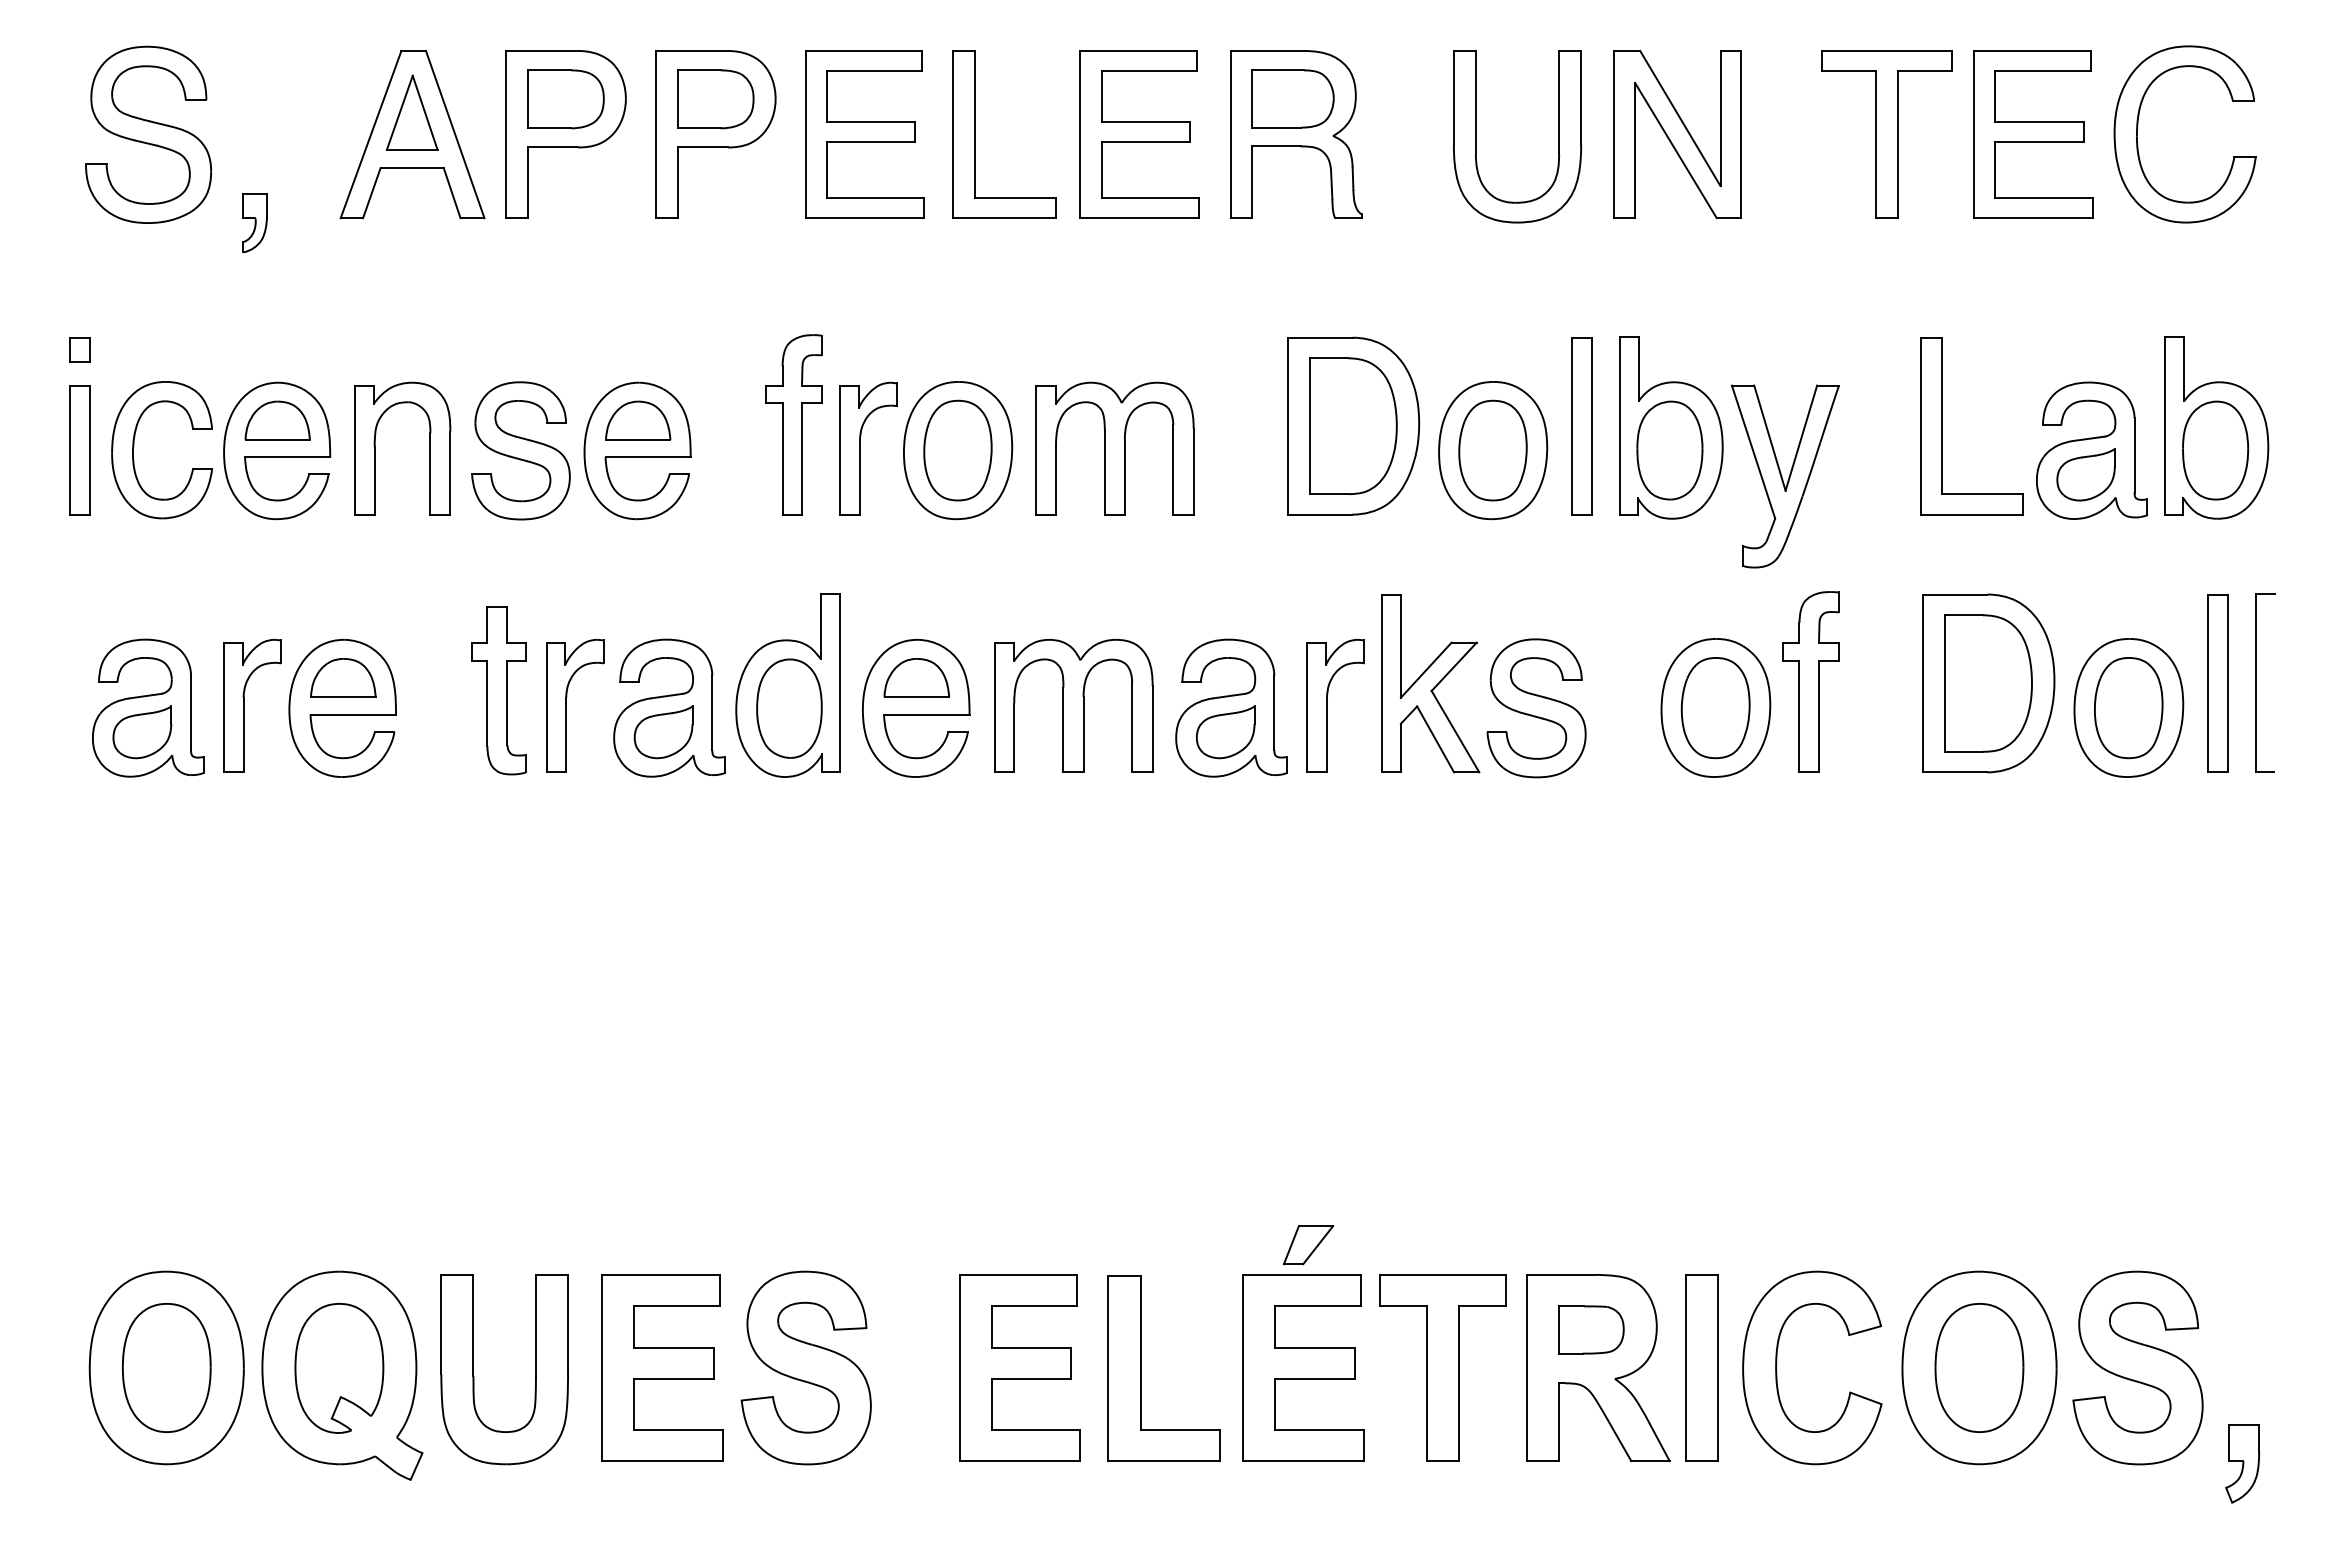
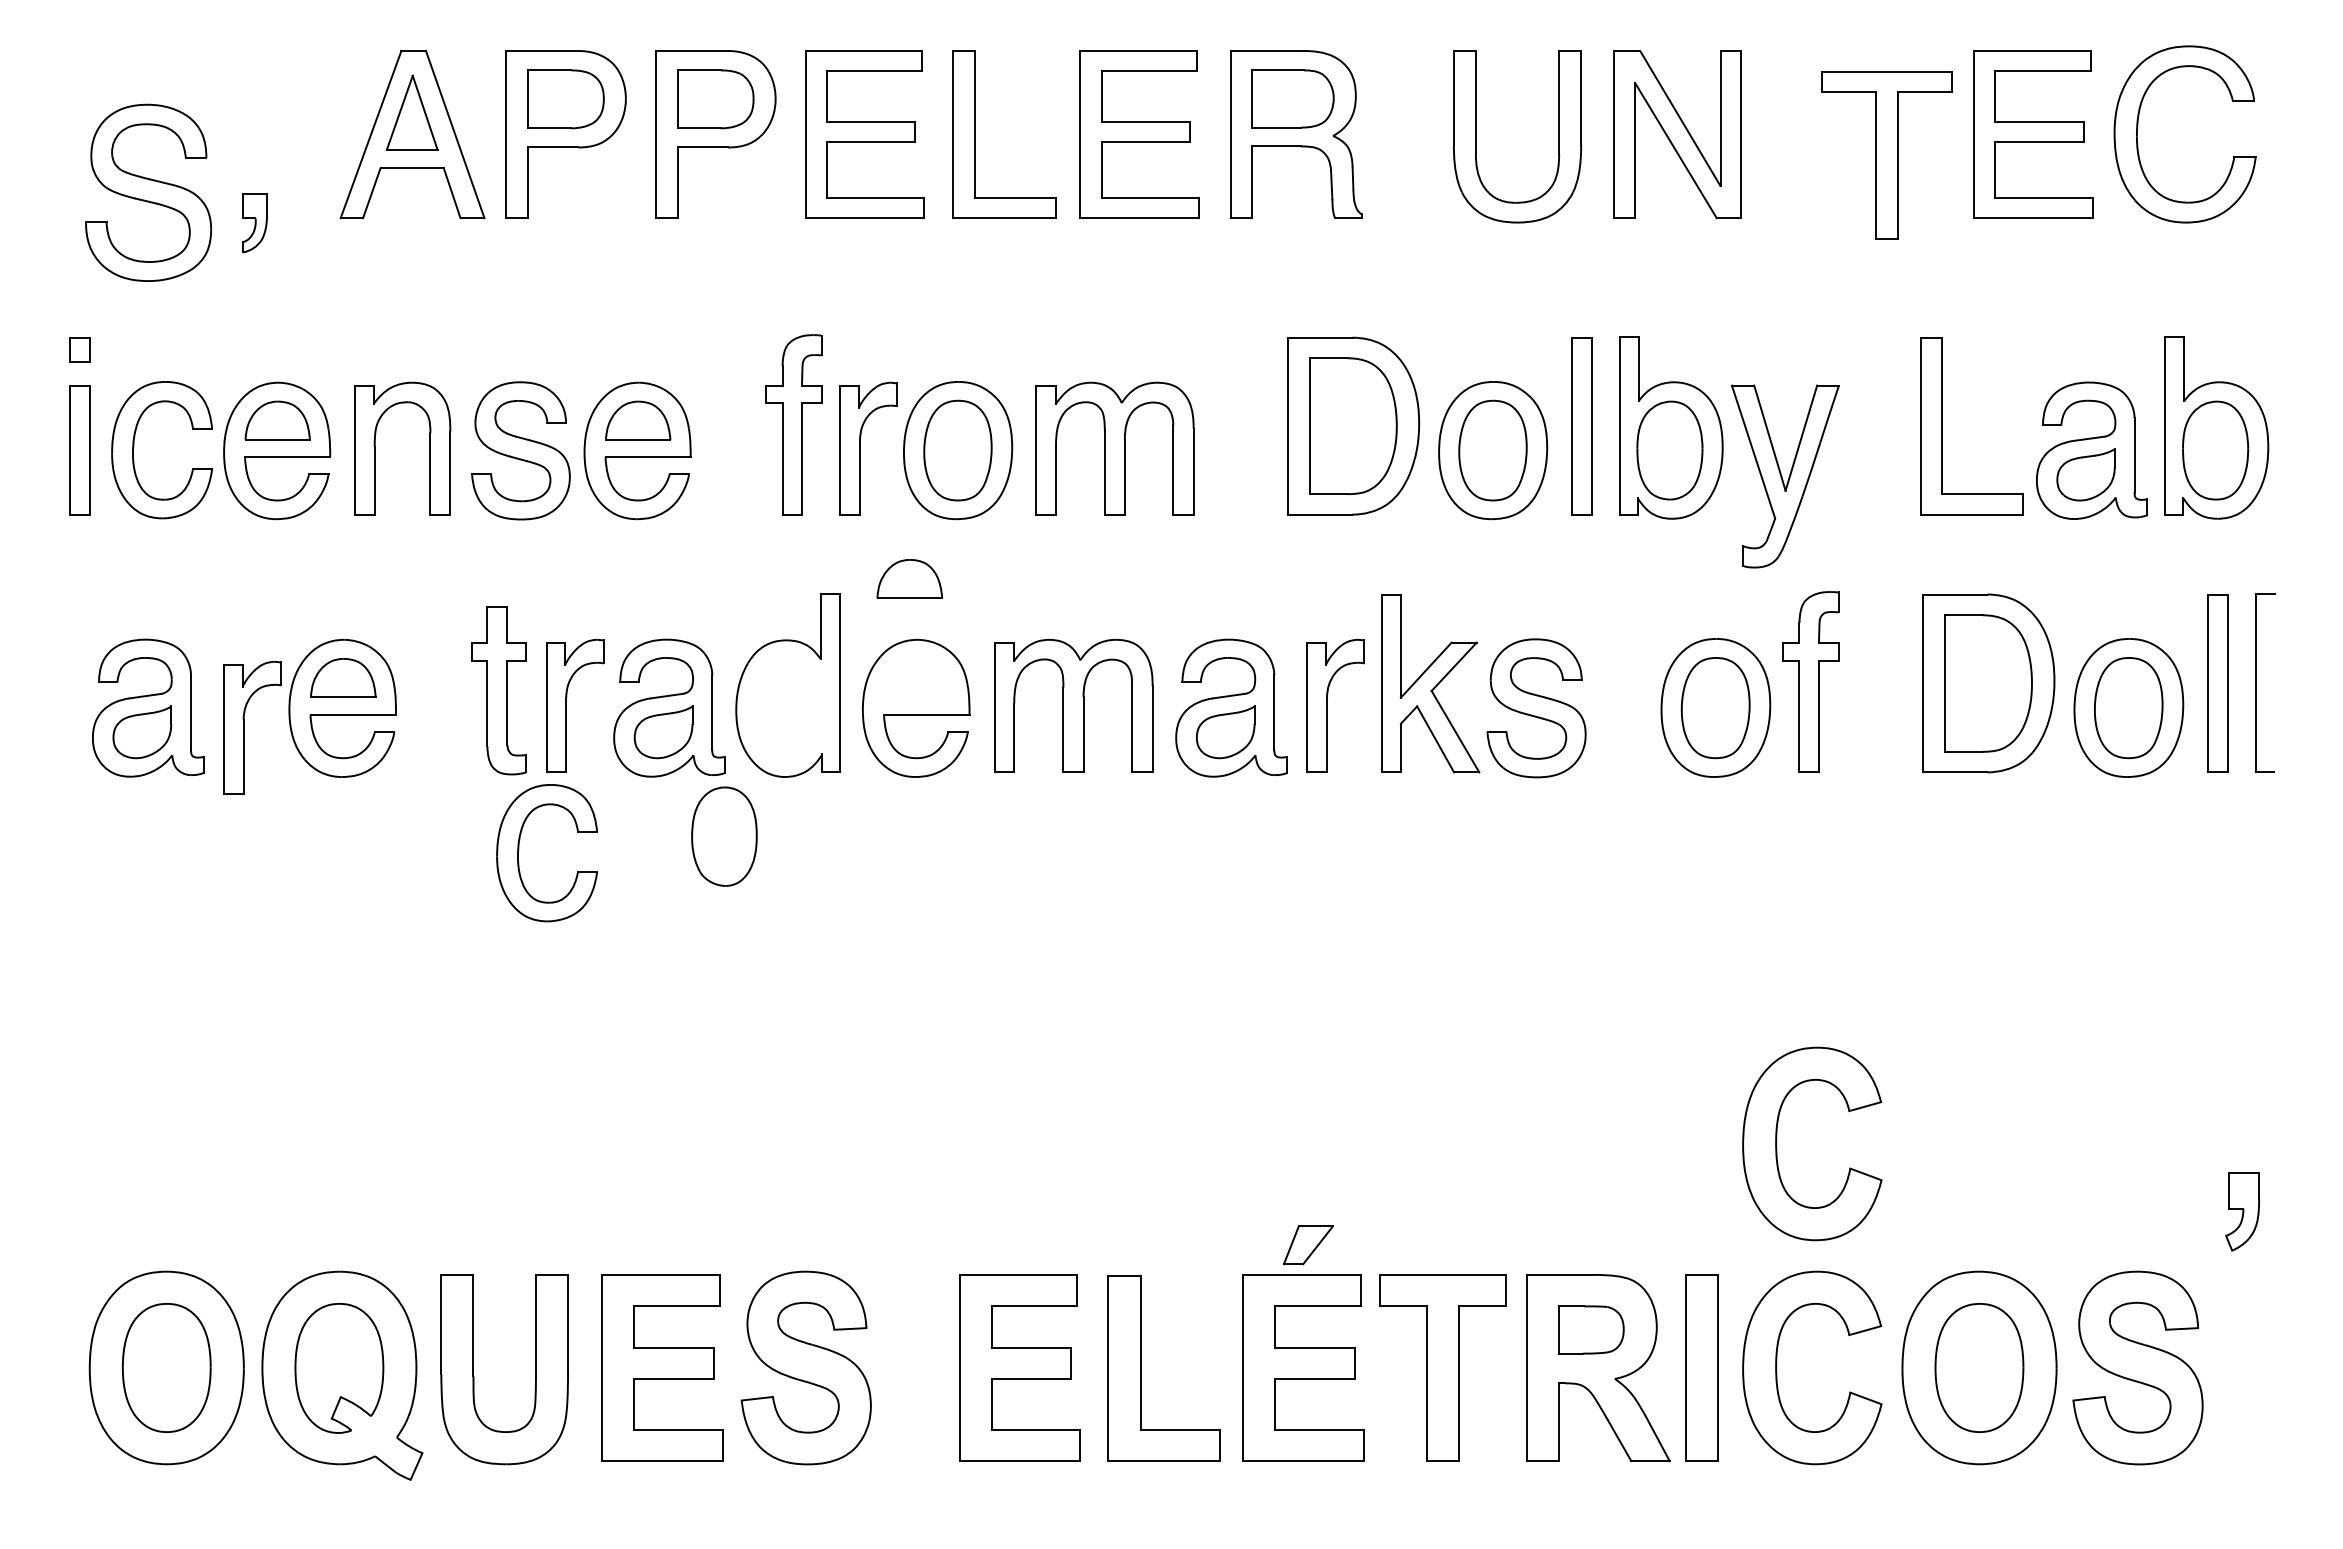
part position: (148, 134) -> (148, 192) (148, 192)
part position: (1886, 134) -> (1886, 155) (1886, 155)
part position: (916, 677) -> (909, 578) (909, 578)
part position: (244, 705) -> (244, 727) (244, 727)
part position: (789, 708) -> (724, 836) (724, 836)
part: none -> present (519, 850)
part: none -> present (1777, 1139)
part position: (2242, 1463) -> (2242, 1211) (2242, 1211)
